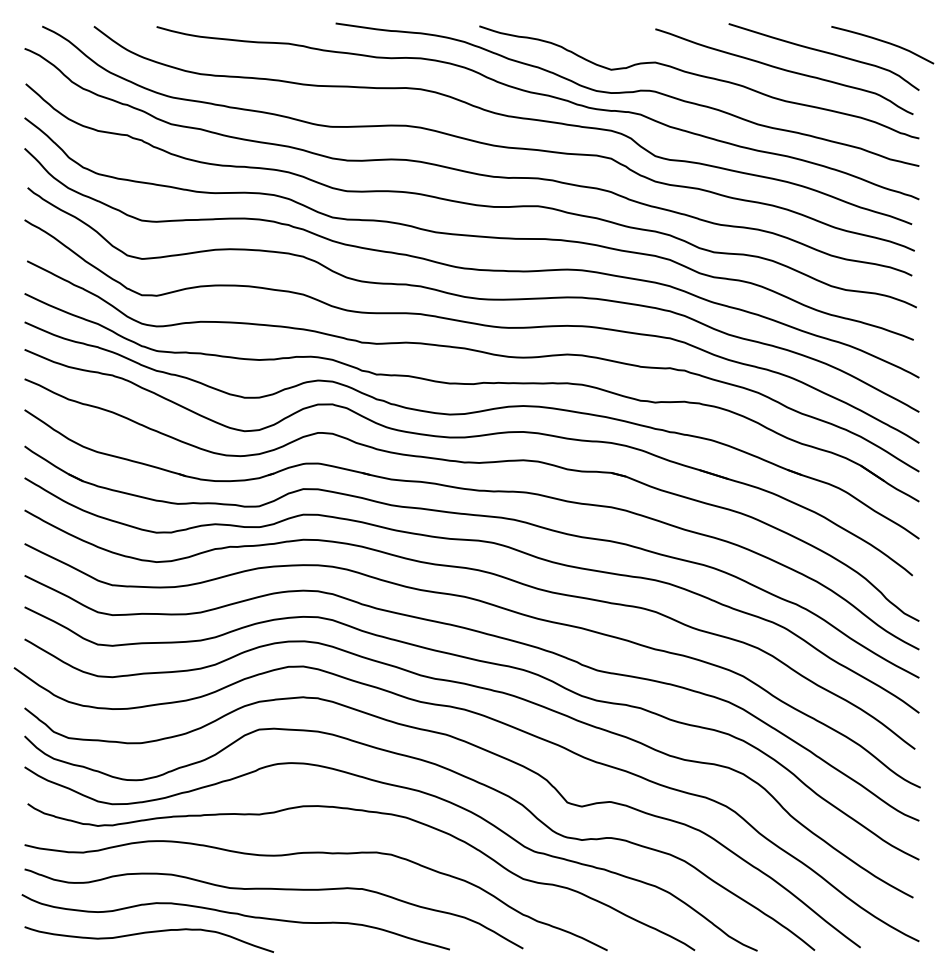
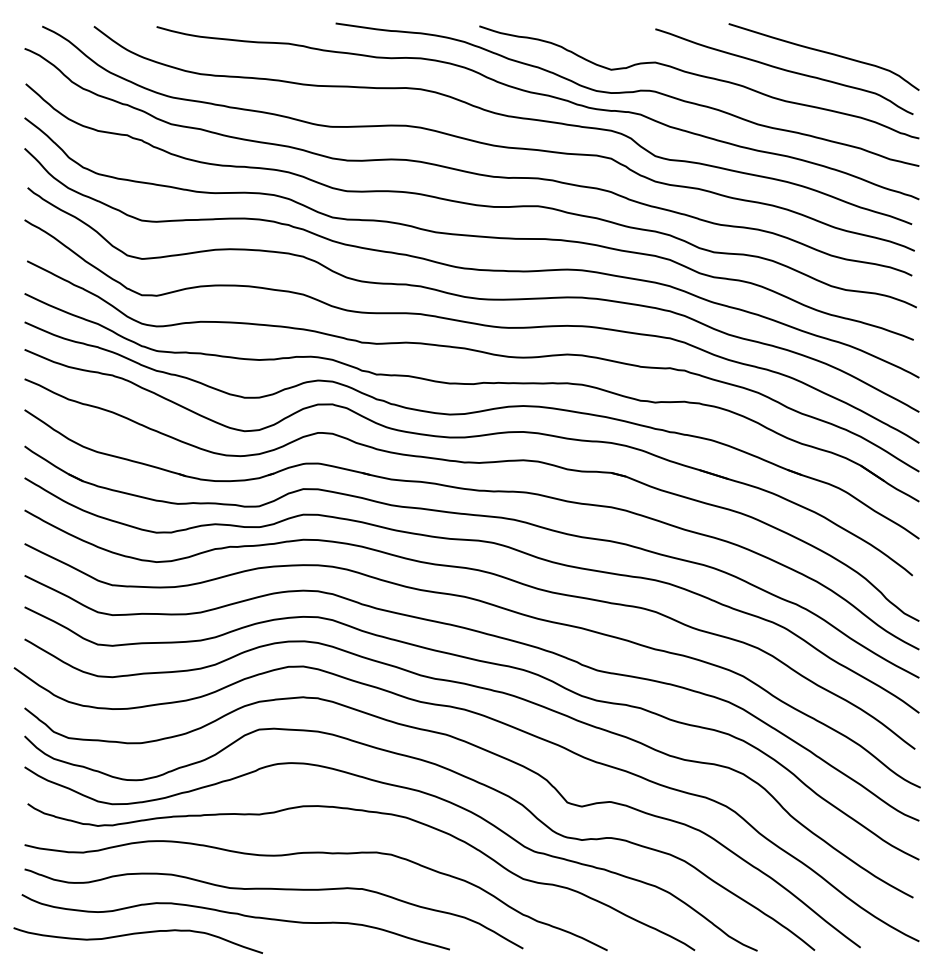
curve: present -> none (883, 42)
curve position: (149, 933) -> (138, 934) (138, 934)
